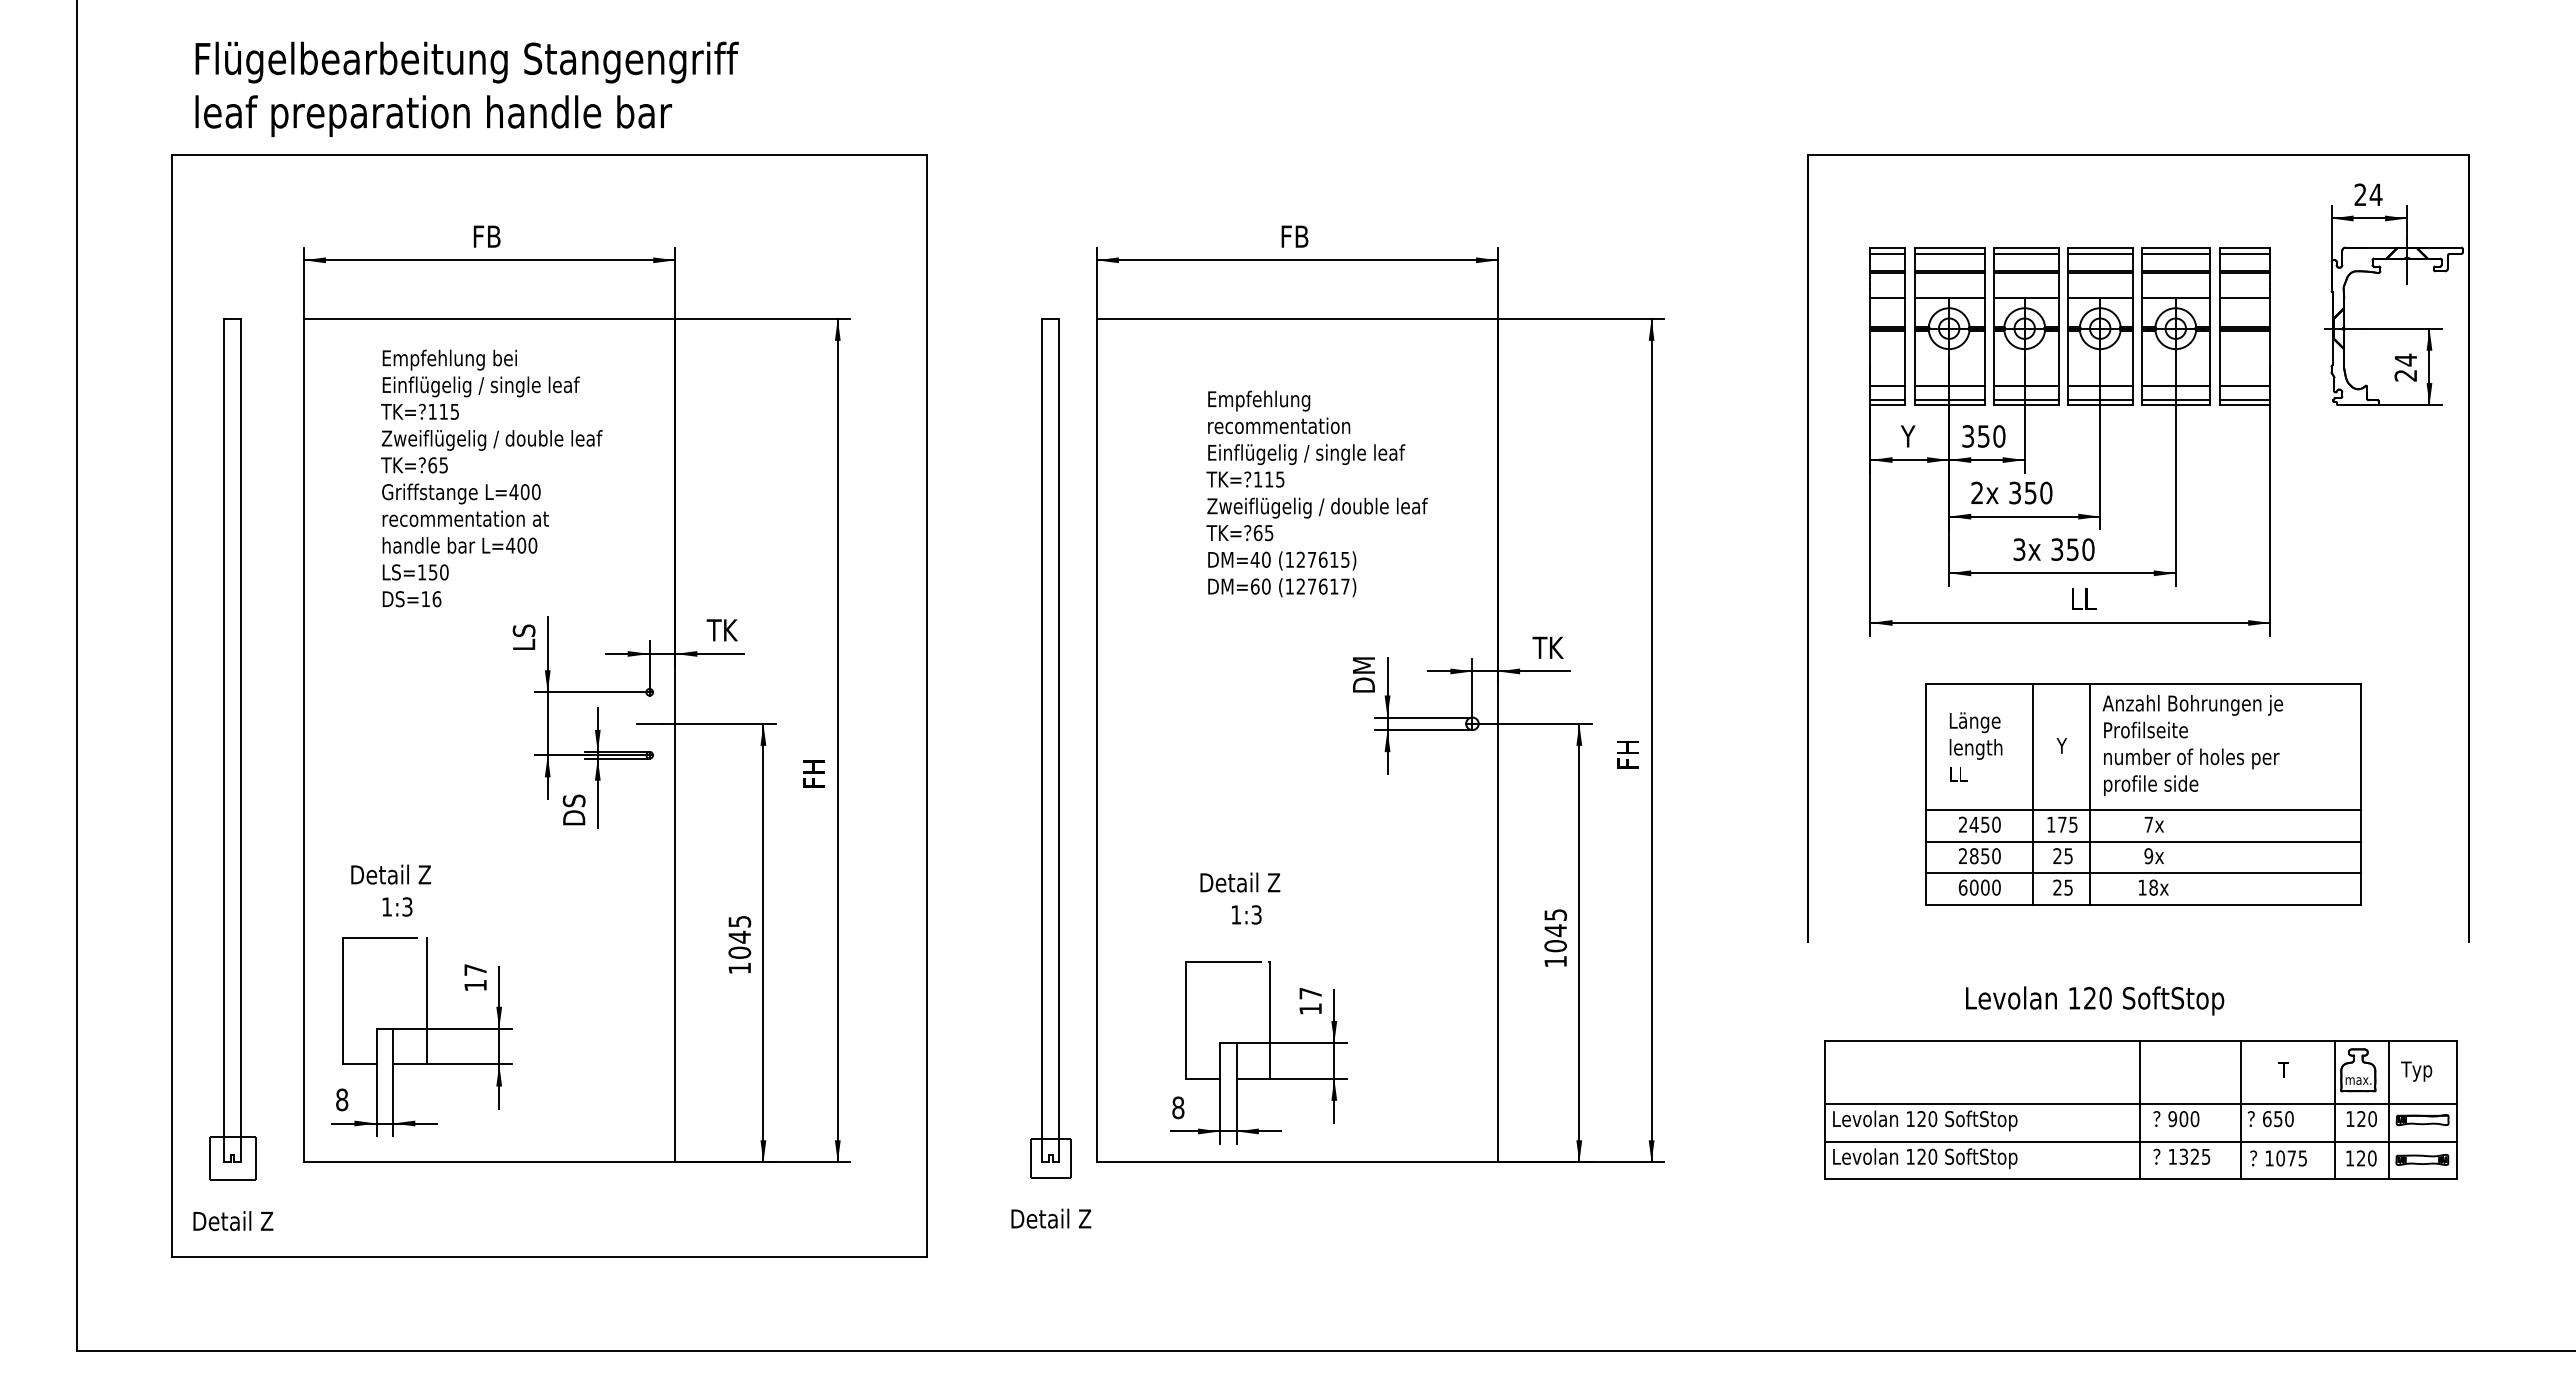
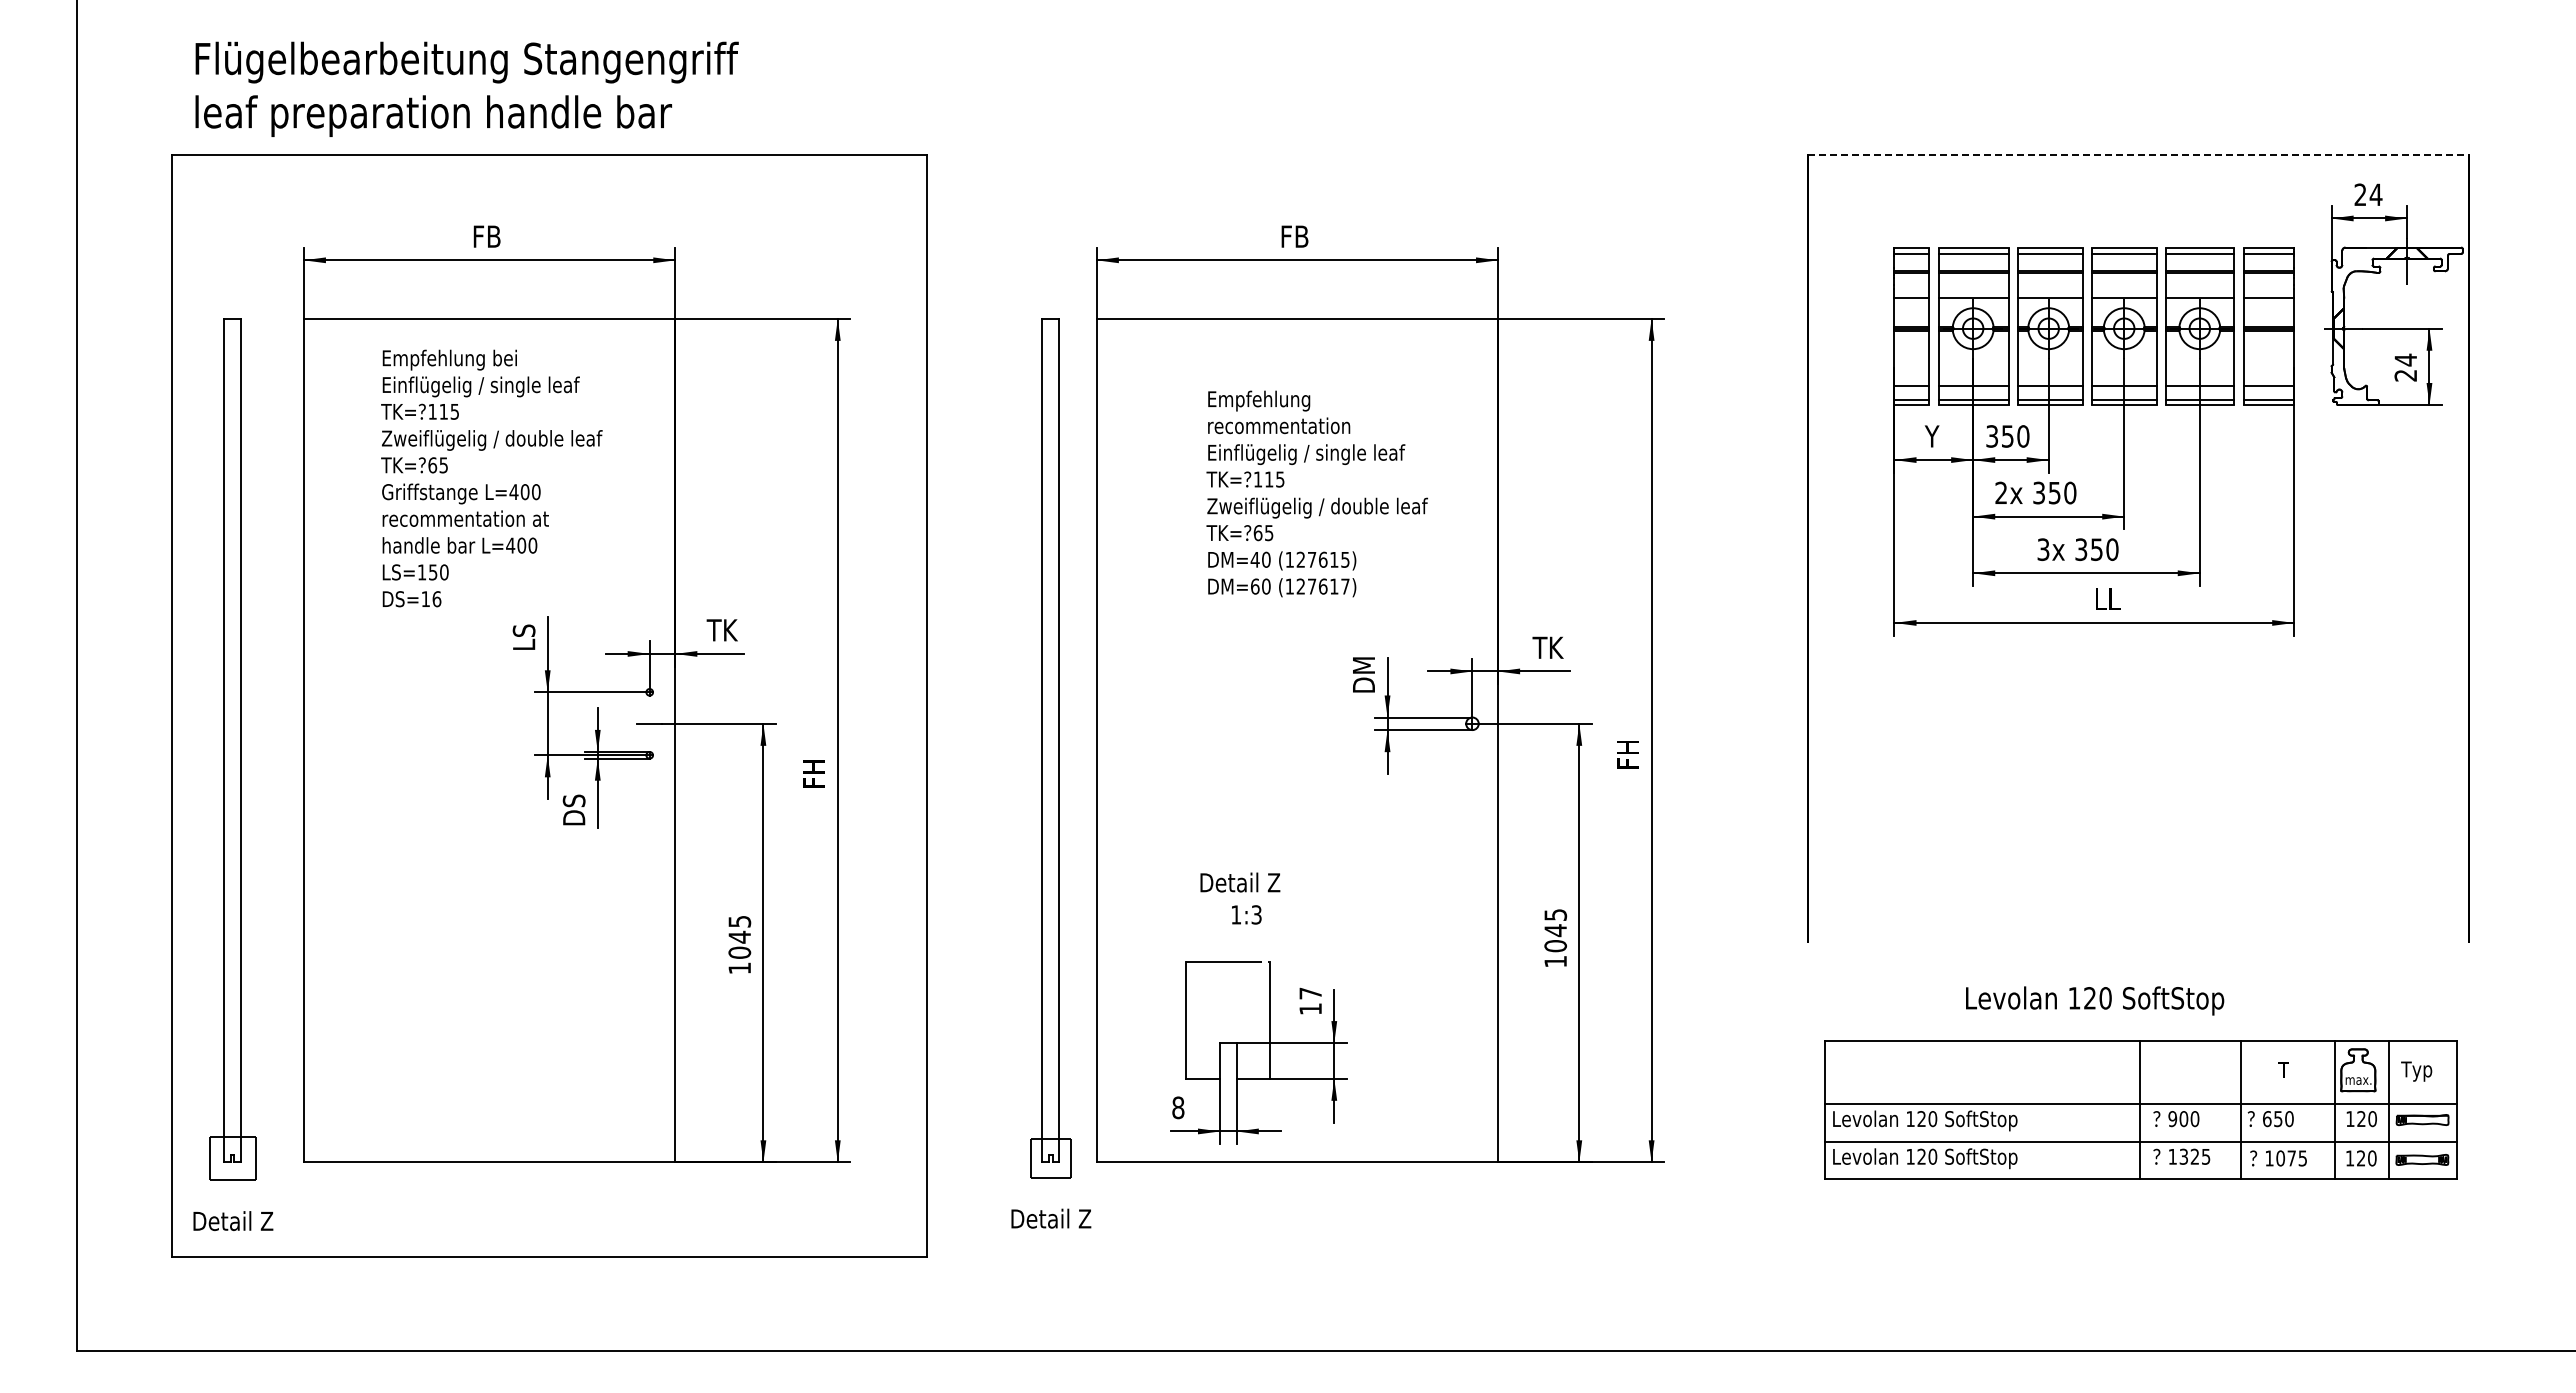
line: solid -> dashed (2139, 155)
part position: (2099, 441) -> (2123, 441) (2123, 441)
part: present -> none (2143, 794)
part: present -> none (421, 1000)
